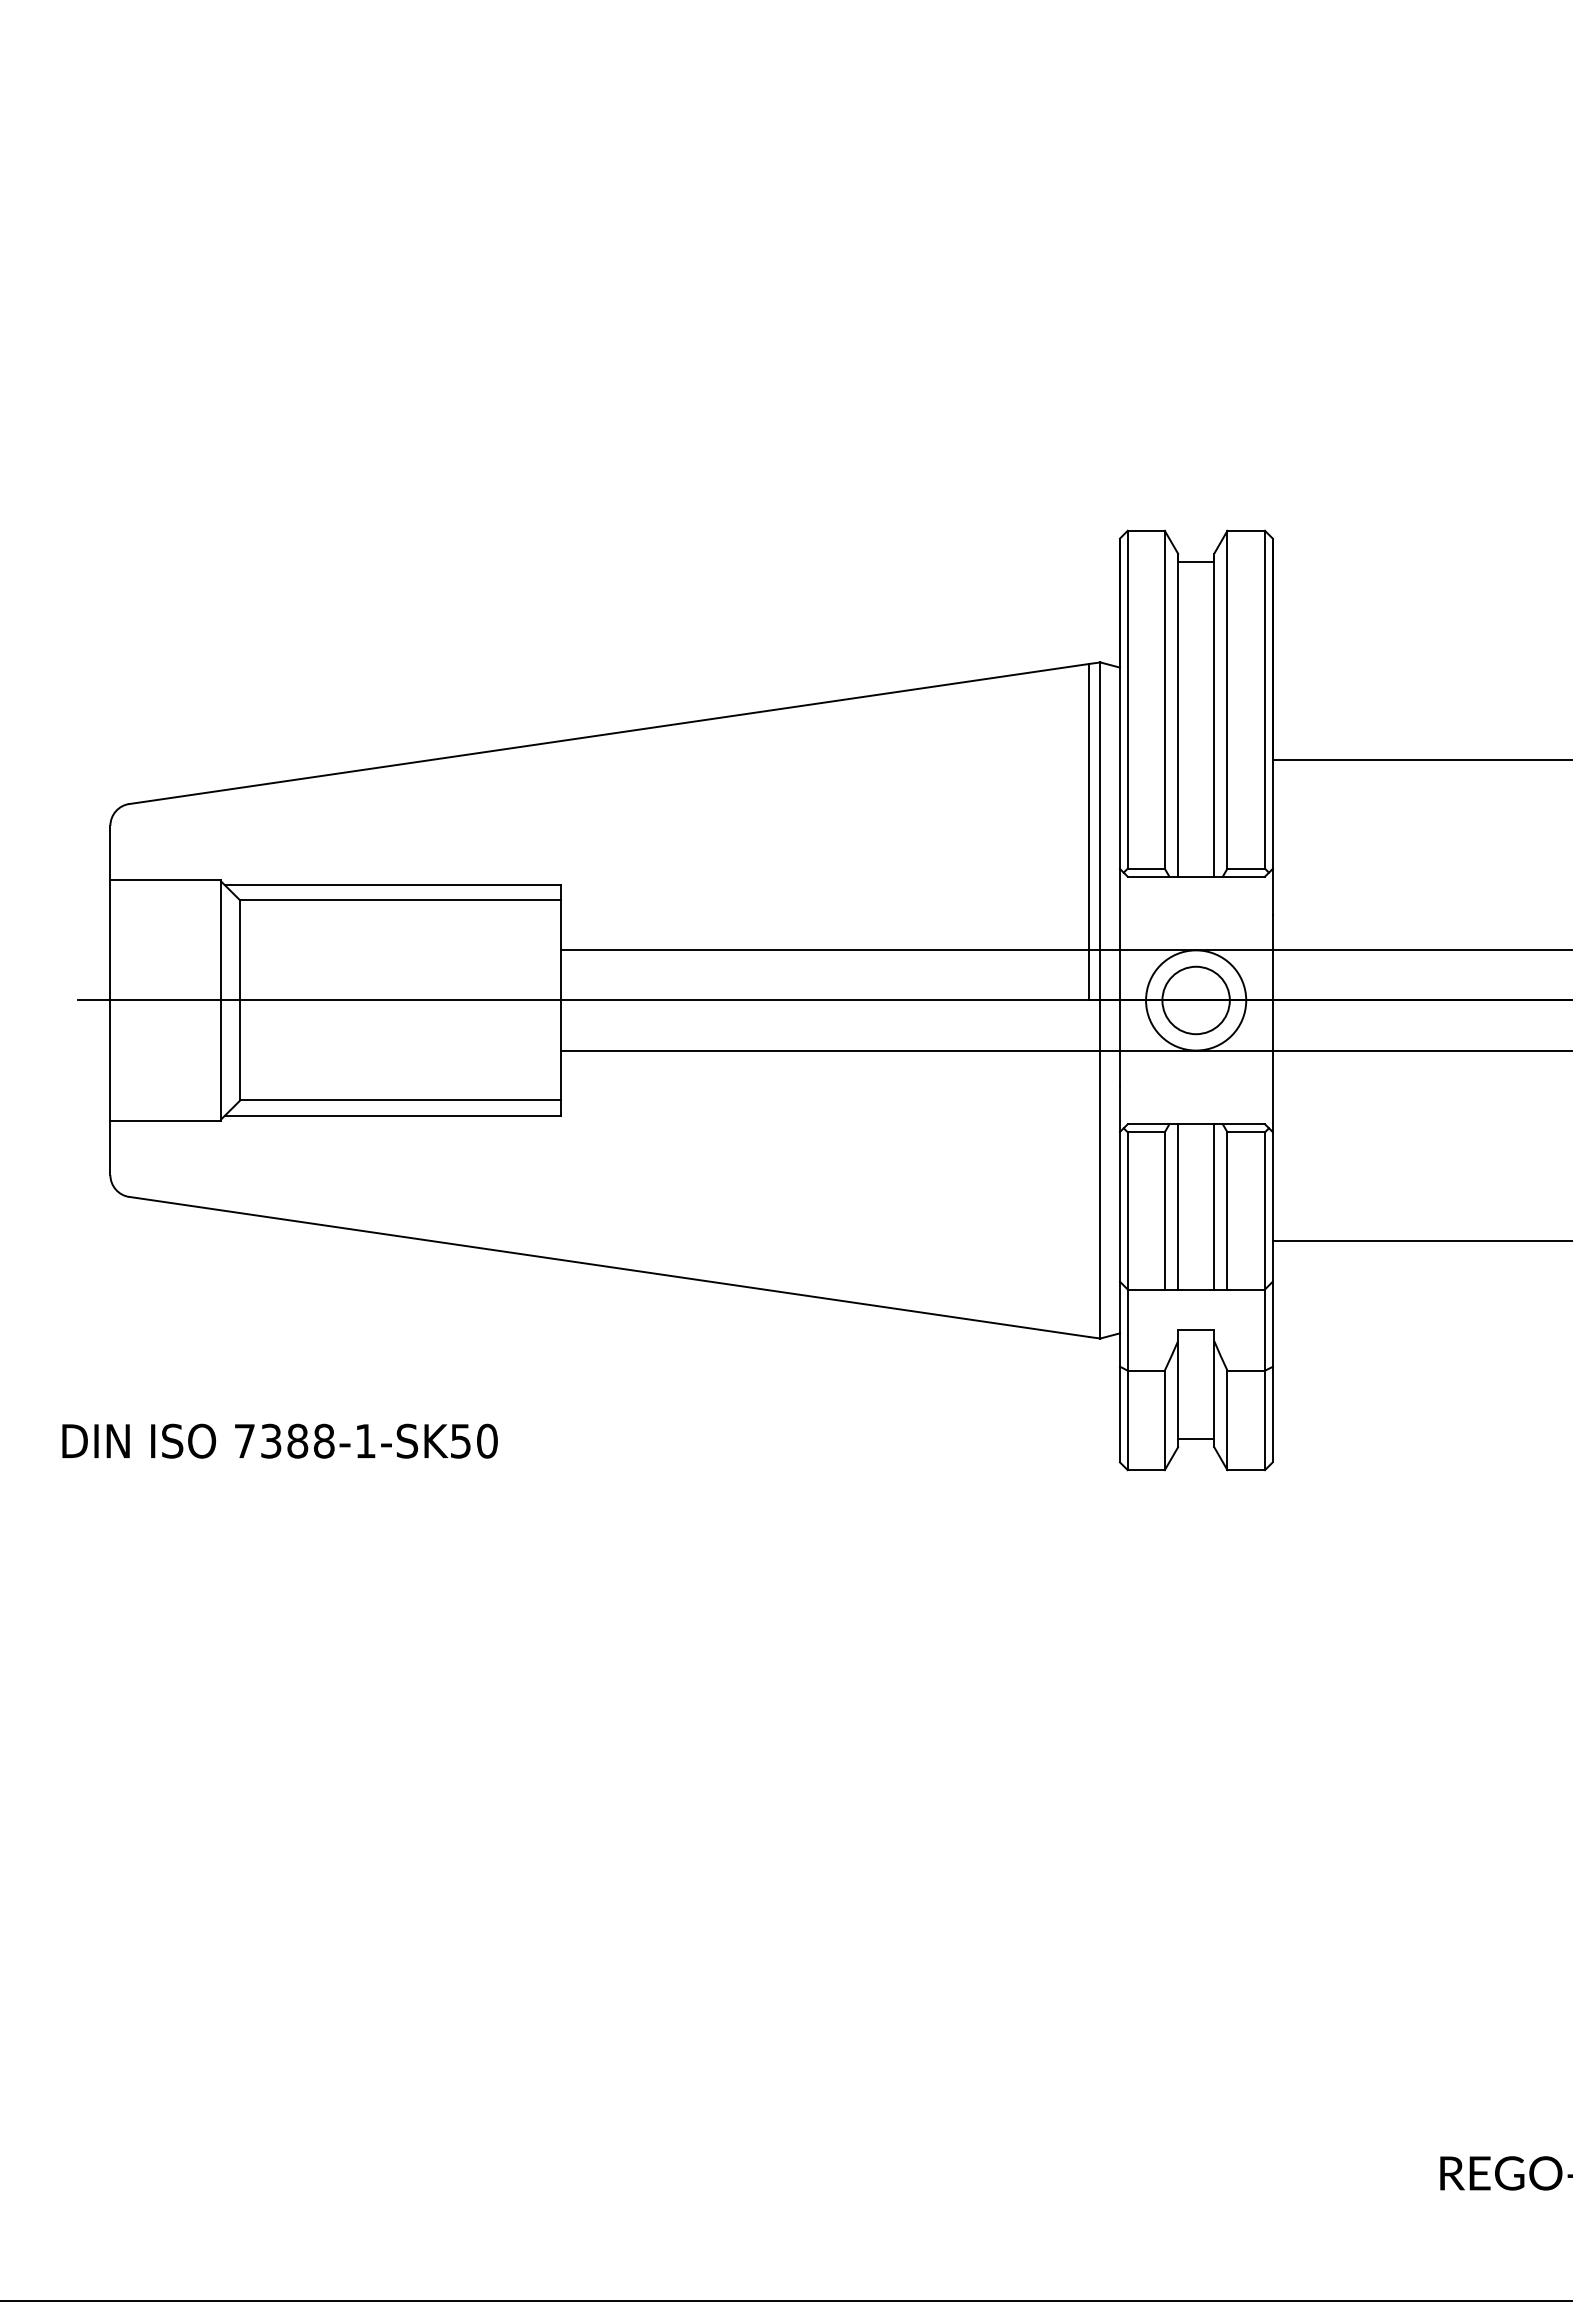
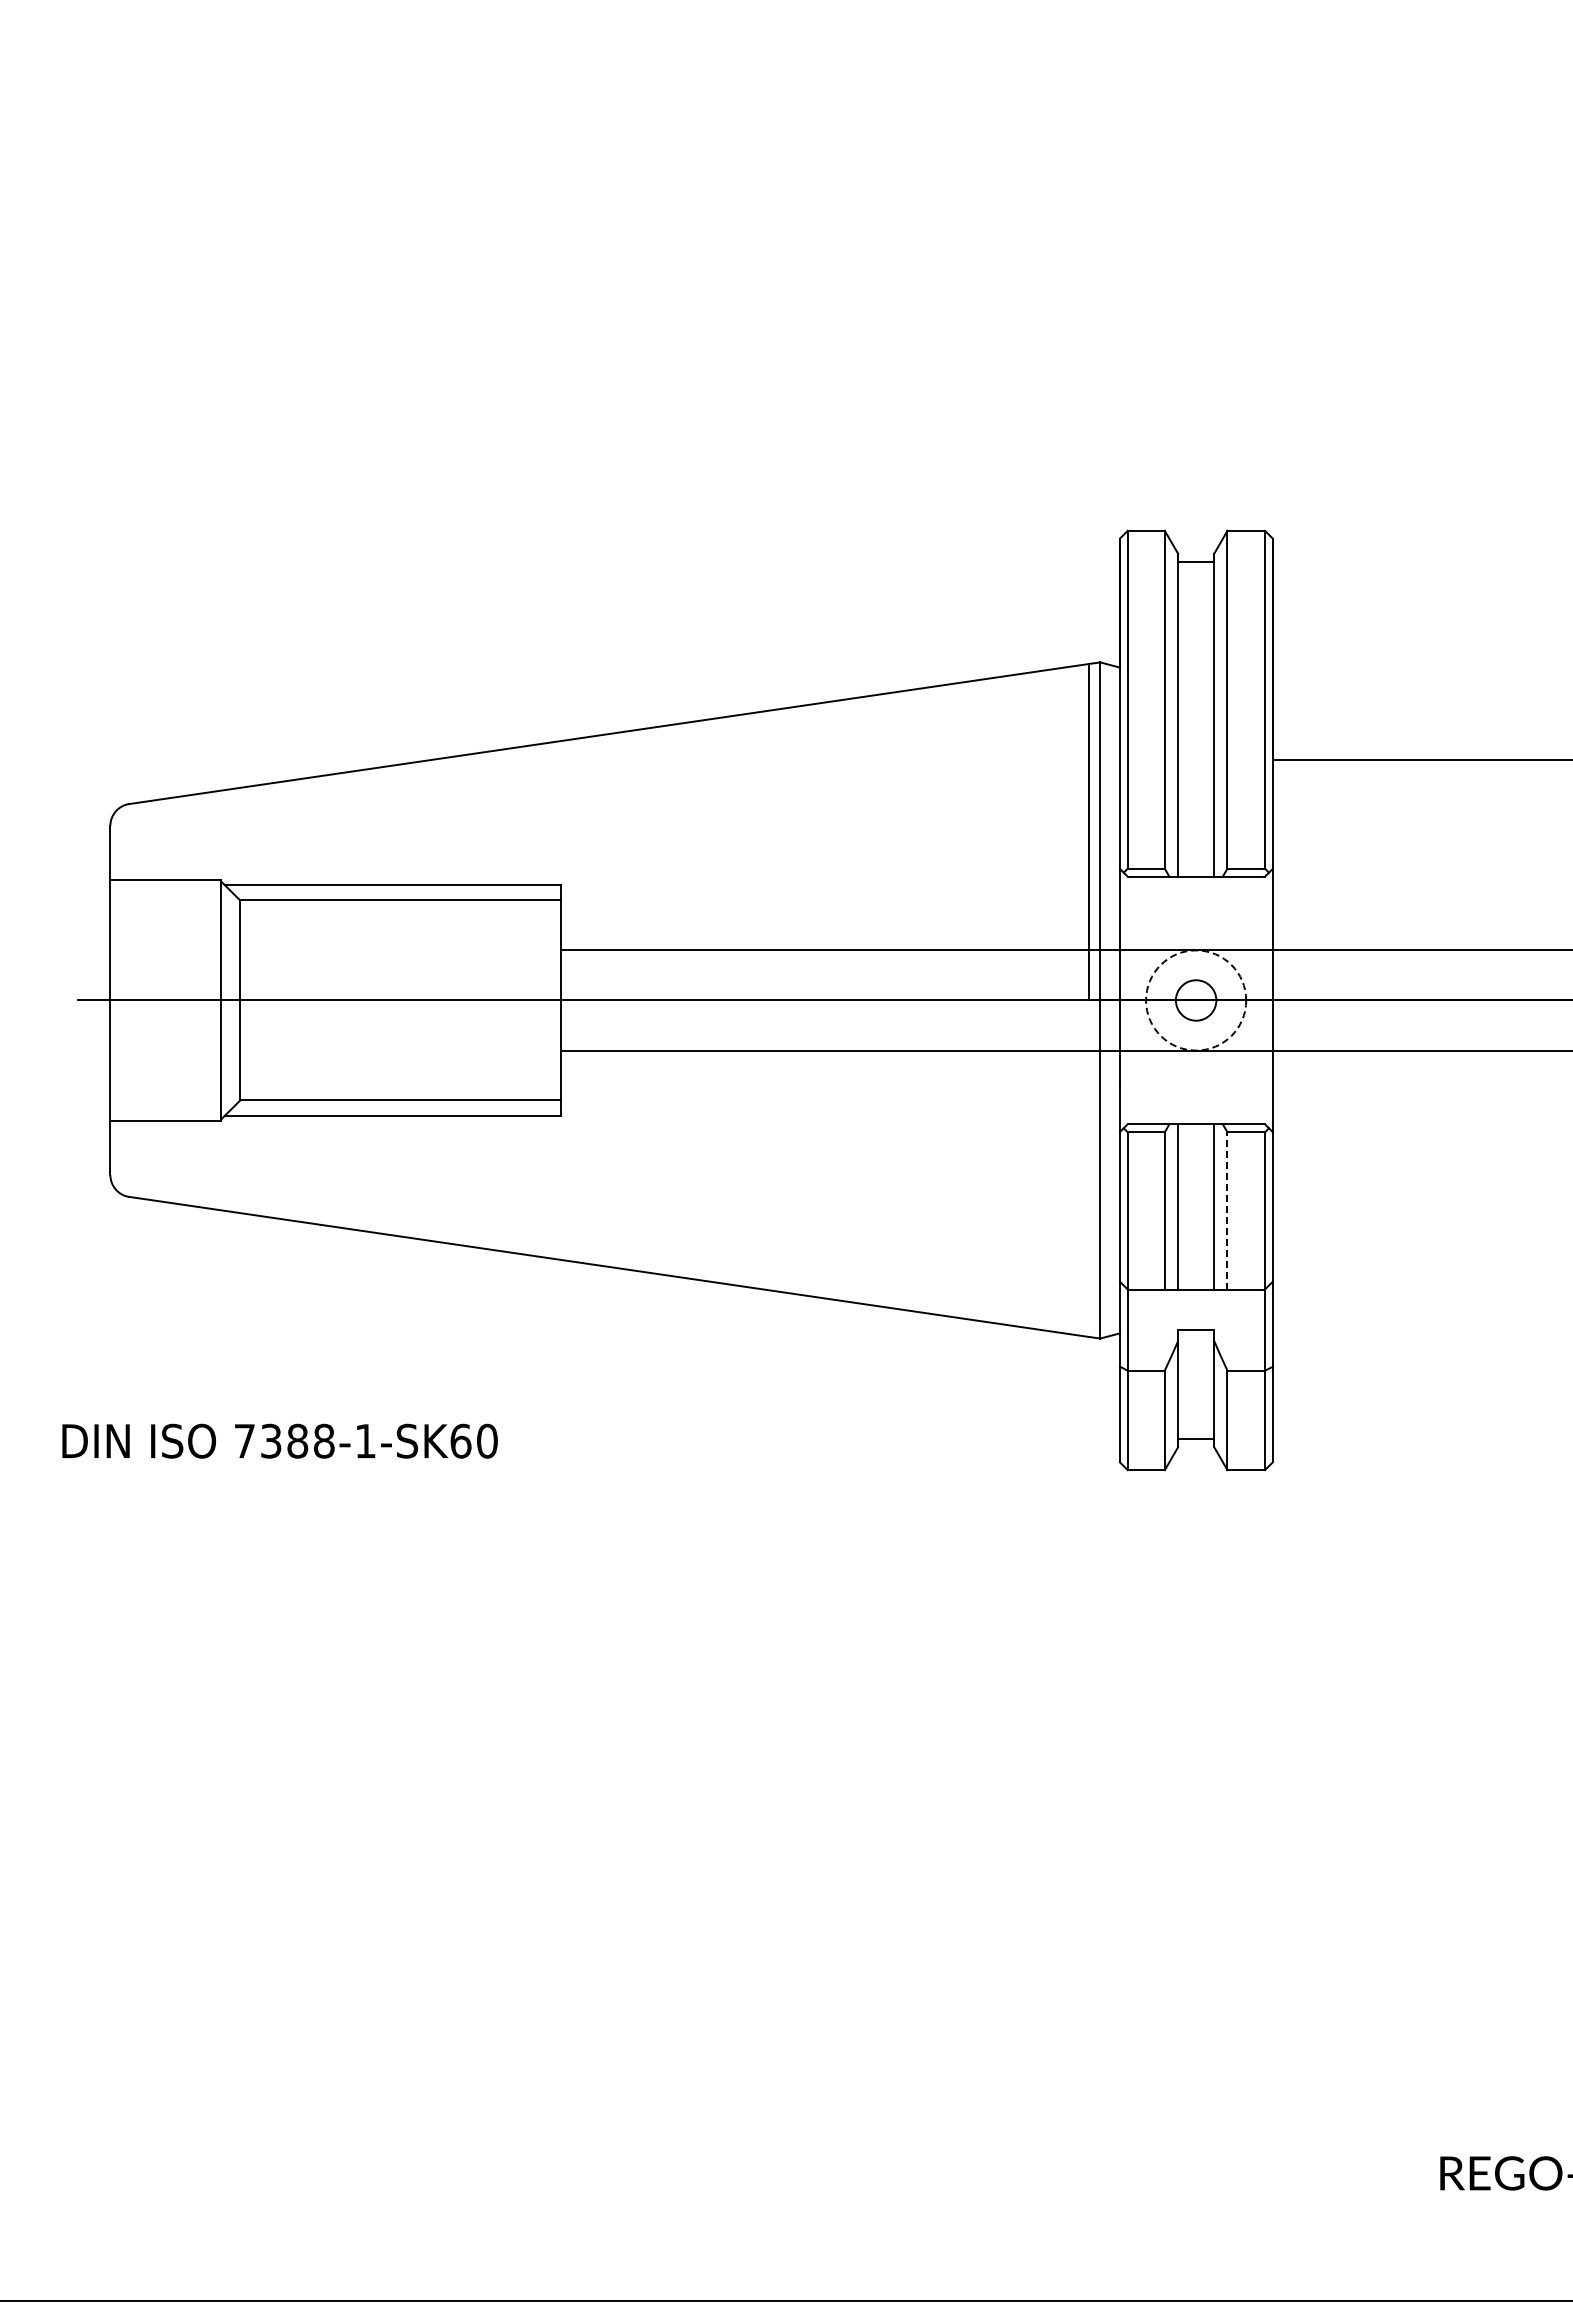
circle diameter: 67 px -> 40 px (1195, 1000)
circle: solid -> dashed (1196, 1000)
line: solid -> dashed (1227, 1210)
line: present -> none (1420, 1241)
text: 7388-1-SK50 -> 7388-1-SK60 (460, 1440)
